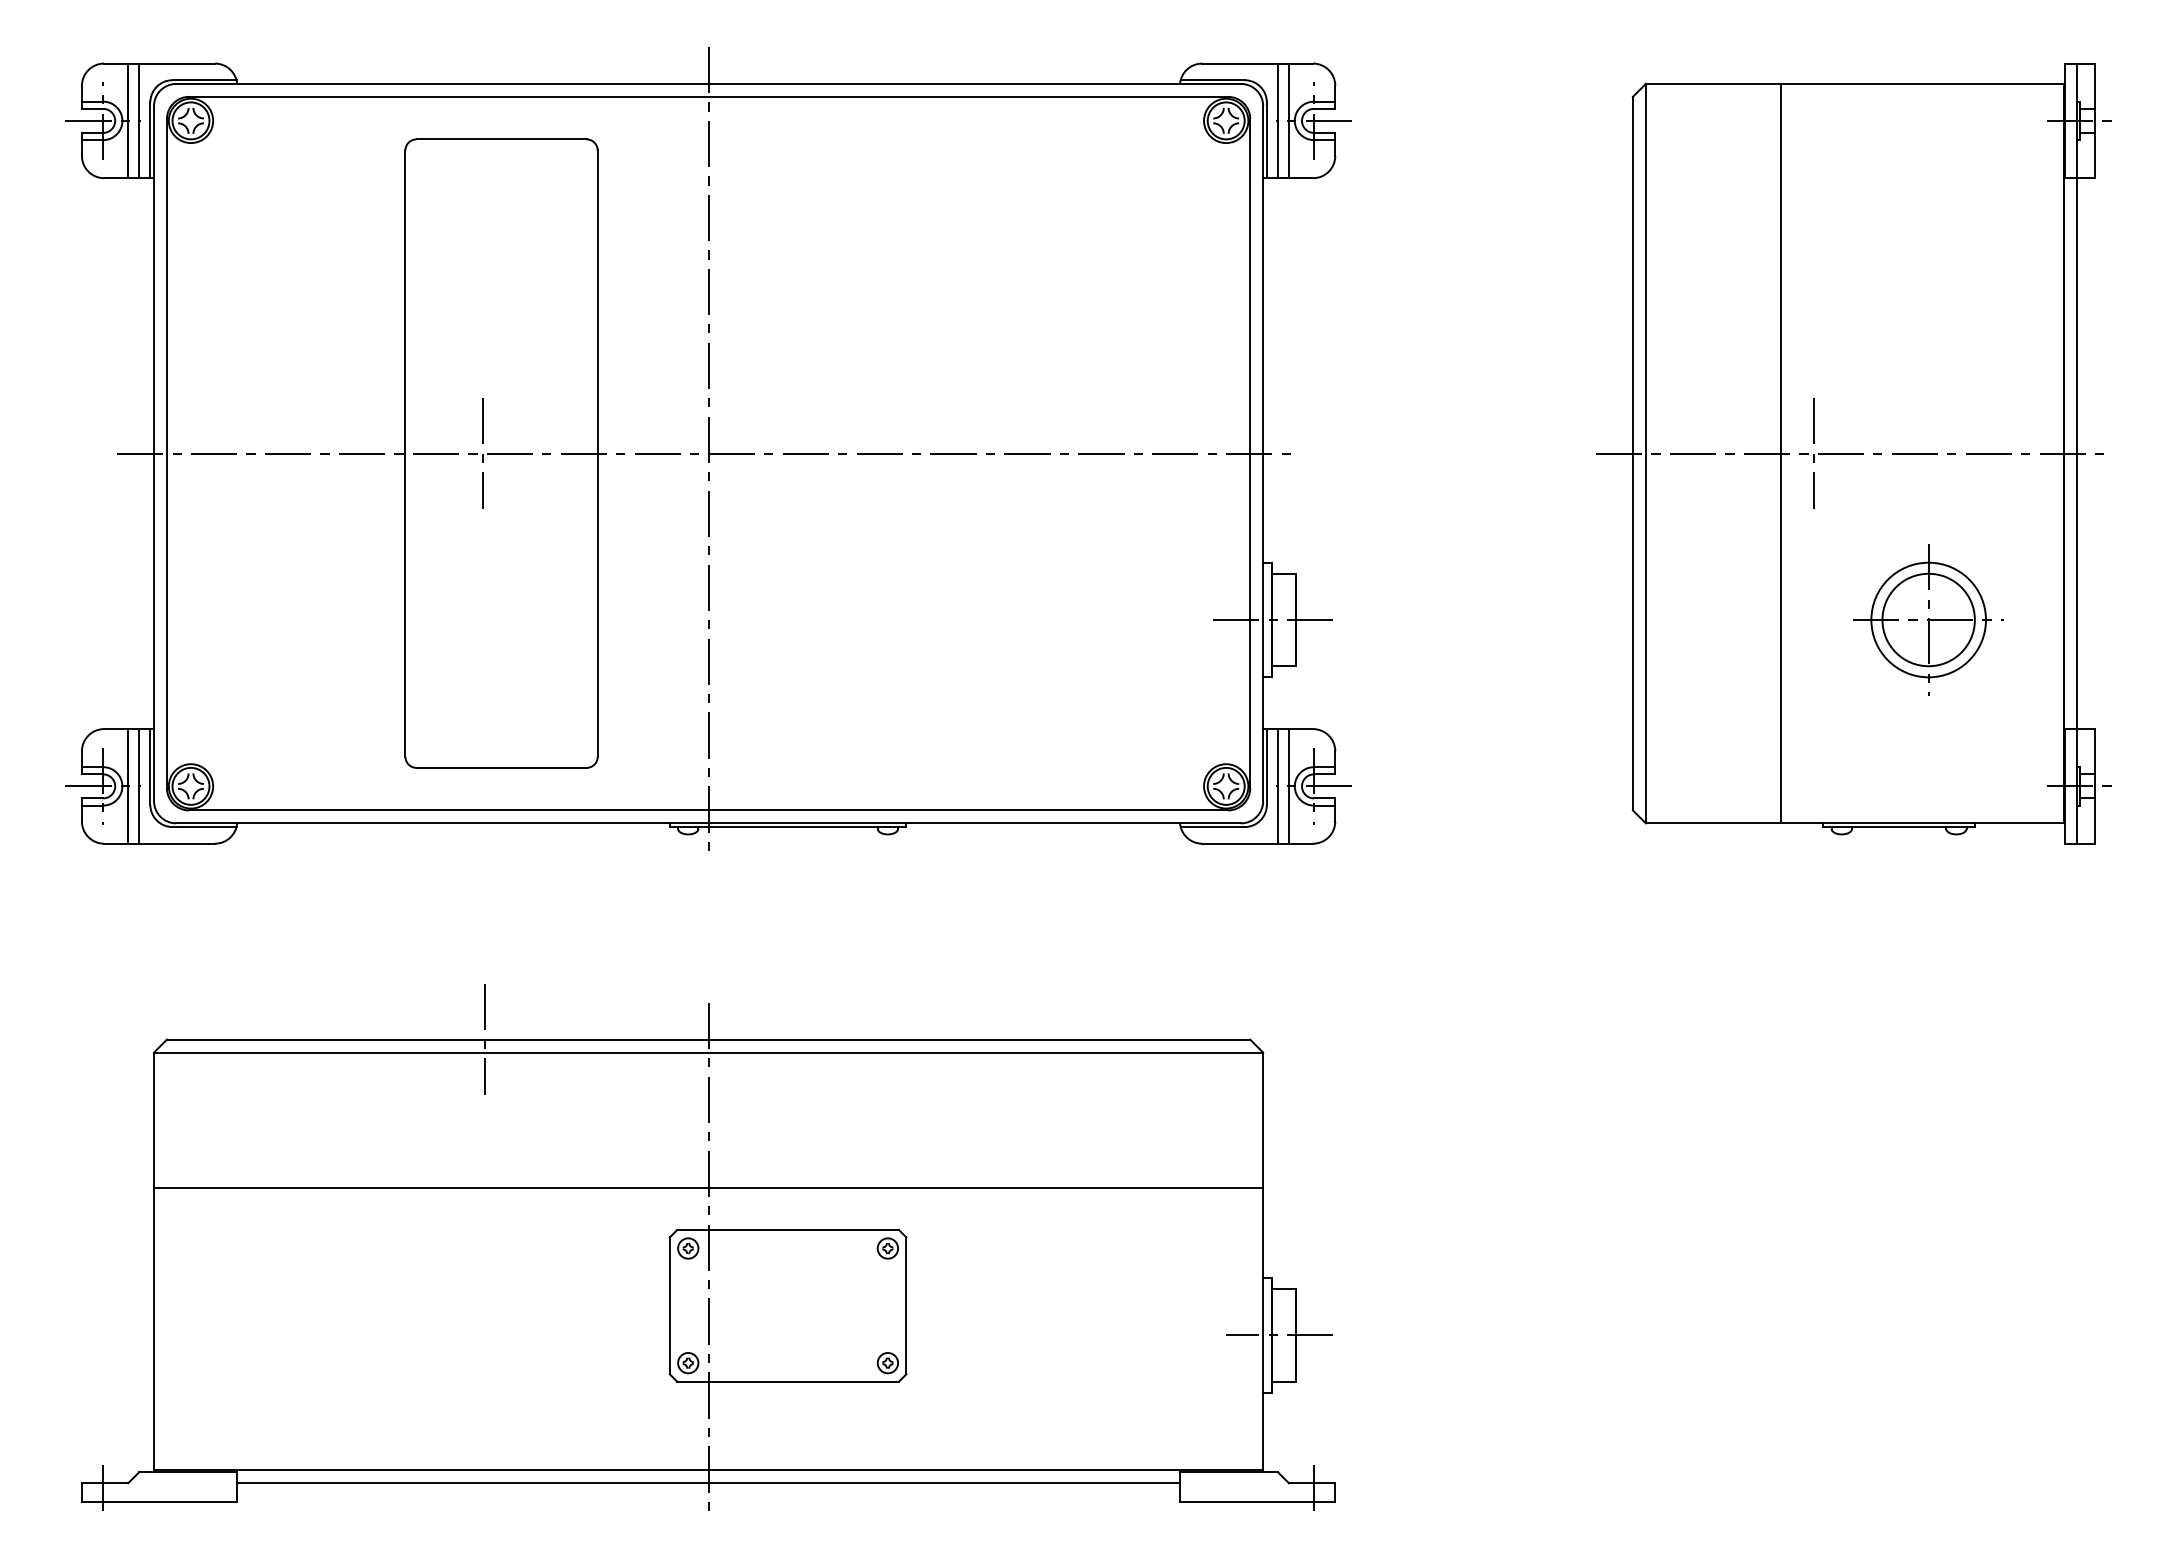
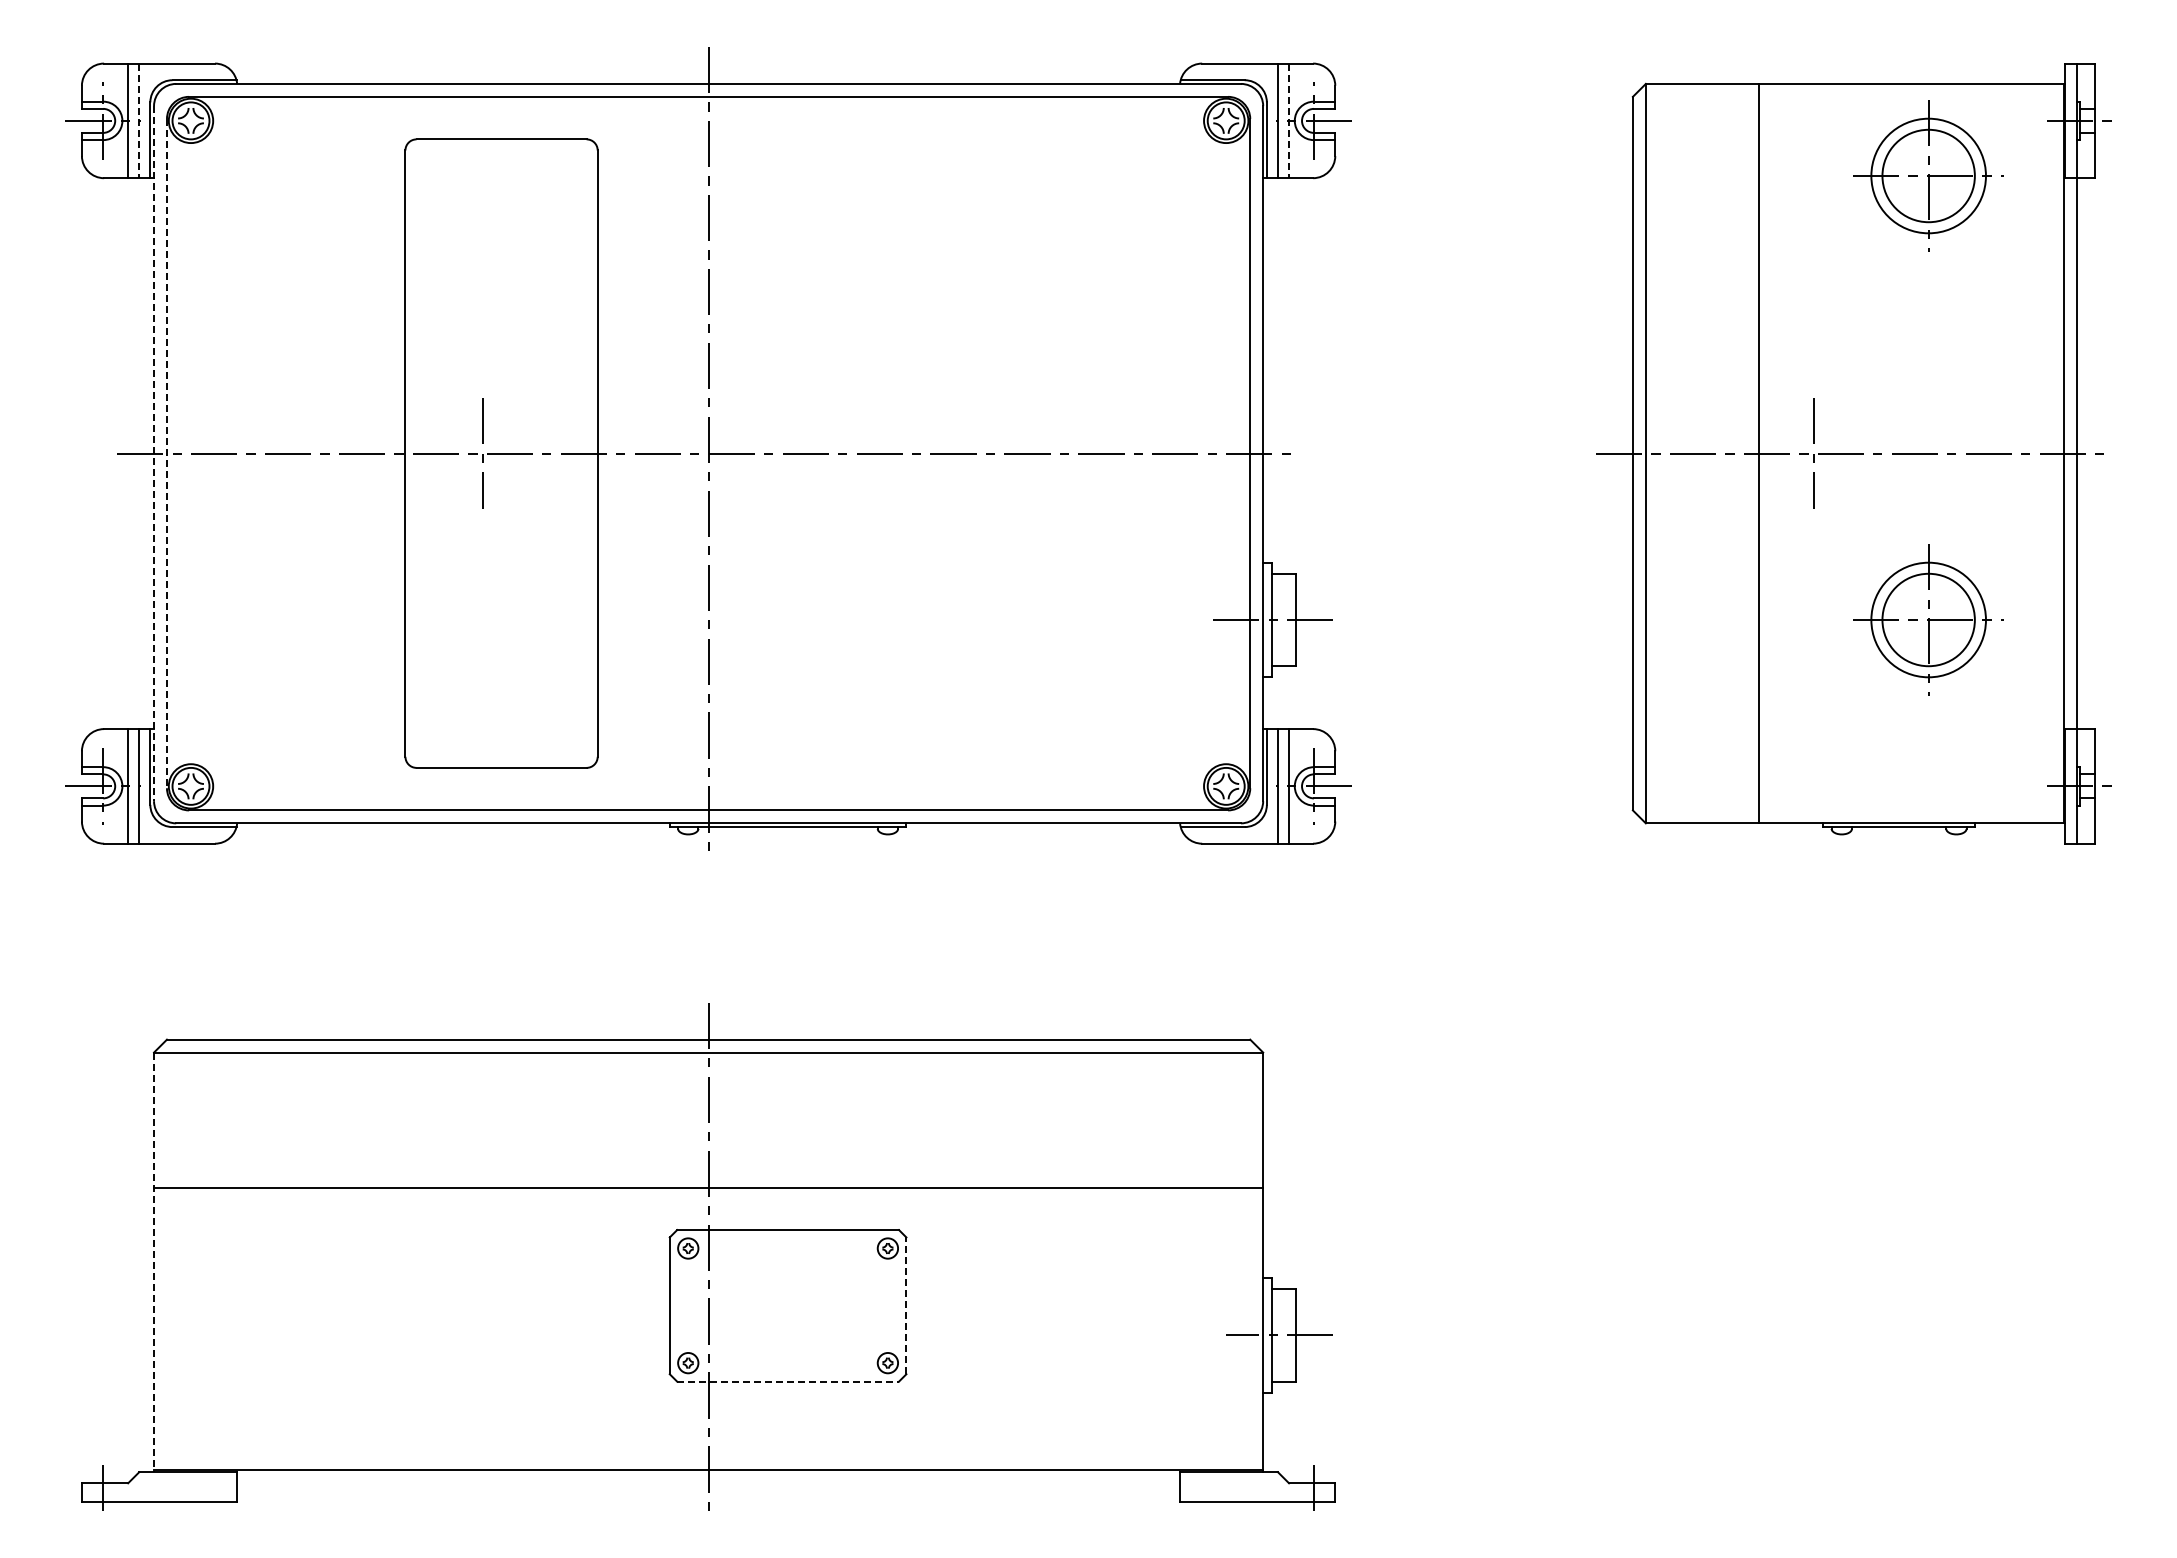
line: solid -> dashed (139, 121)
line: solid -> dashed (1289, 121)
part: none -> present (1928, 175)
line: solid -> dashed (154, 453)
line: solid -> dashed (166, 453)
line position: (1780, 453) -> (1758, 453) (1758, 453)
line: present -> none (484, 1039)
line: solid -> dashed (154, 1262)
line: solid -> dashed (906, 1305)
line: solid -> dashed (788, 1381)
line: present -> none (708, 1483)
